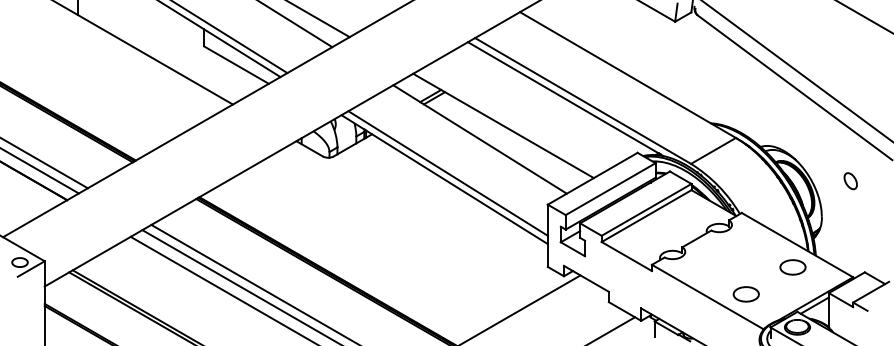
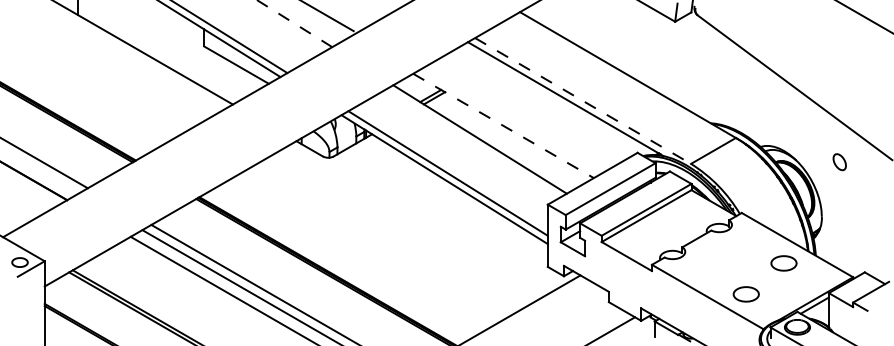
line position: (319, 19) -> (328, 16) (328, 16)
line: solid -> dashed (294, 23)
line: present -> none (797, 71)
line: solid -> dashed (583, 100)
line: solid -> dashed (503, 126)
line: present -> none (40, 171)
part position: (850, 181) -> (839, 162) (839, 162)
part position: (792, 267) -> (783, 263) (783, 263)
